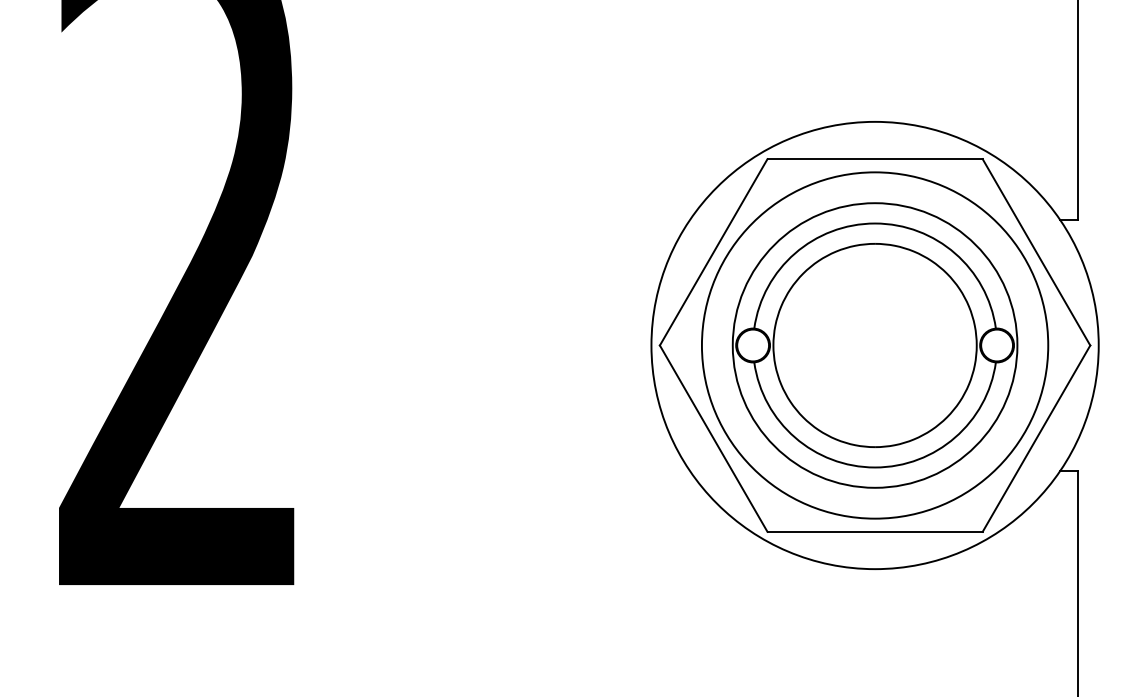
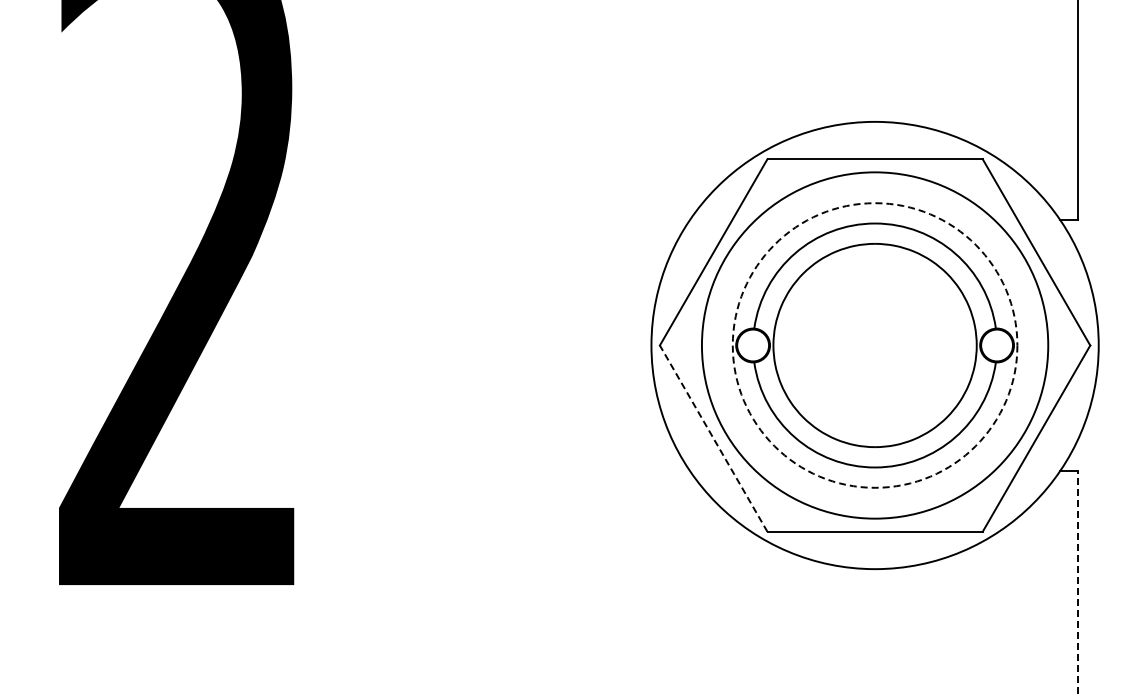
circle: solid -> dashed (874, 345)
line: solid -> dashed (713, 438)
line: solid -> dashed (1078, 583)
